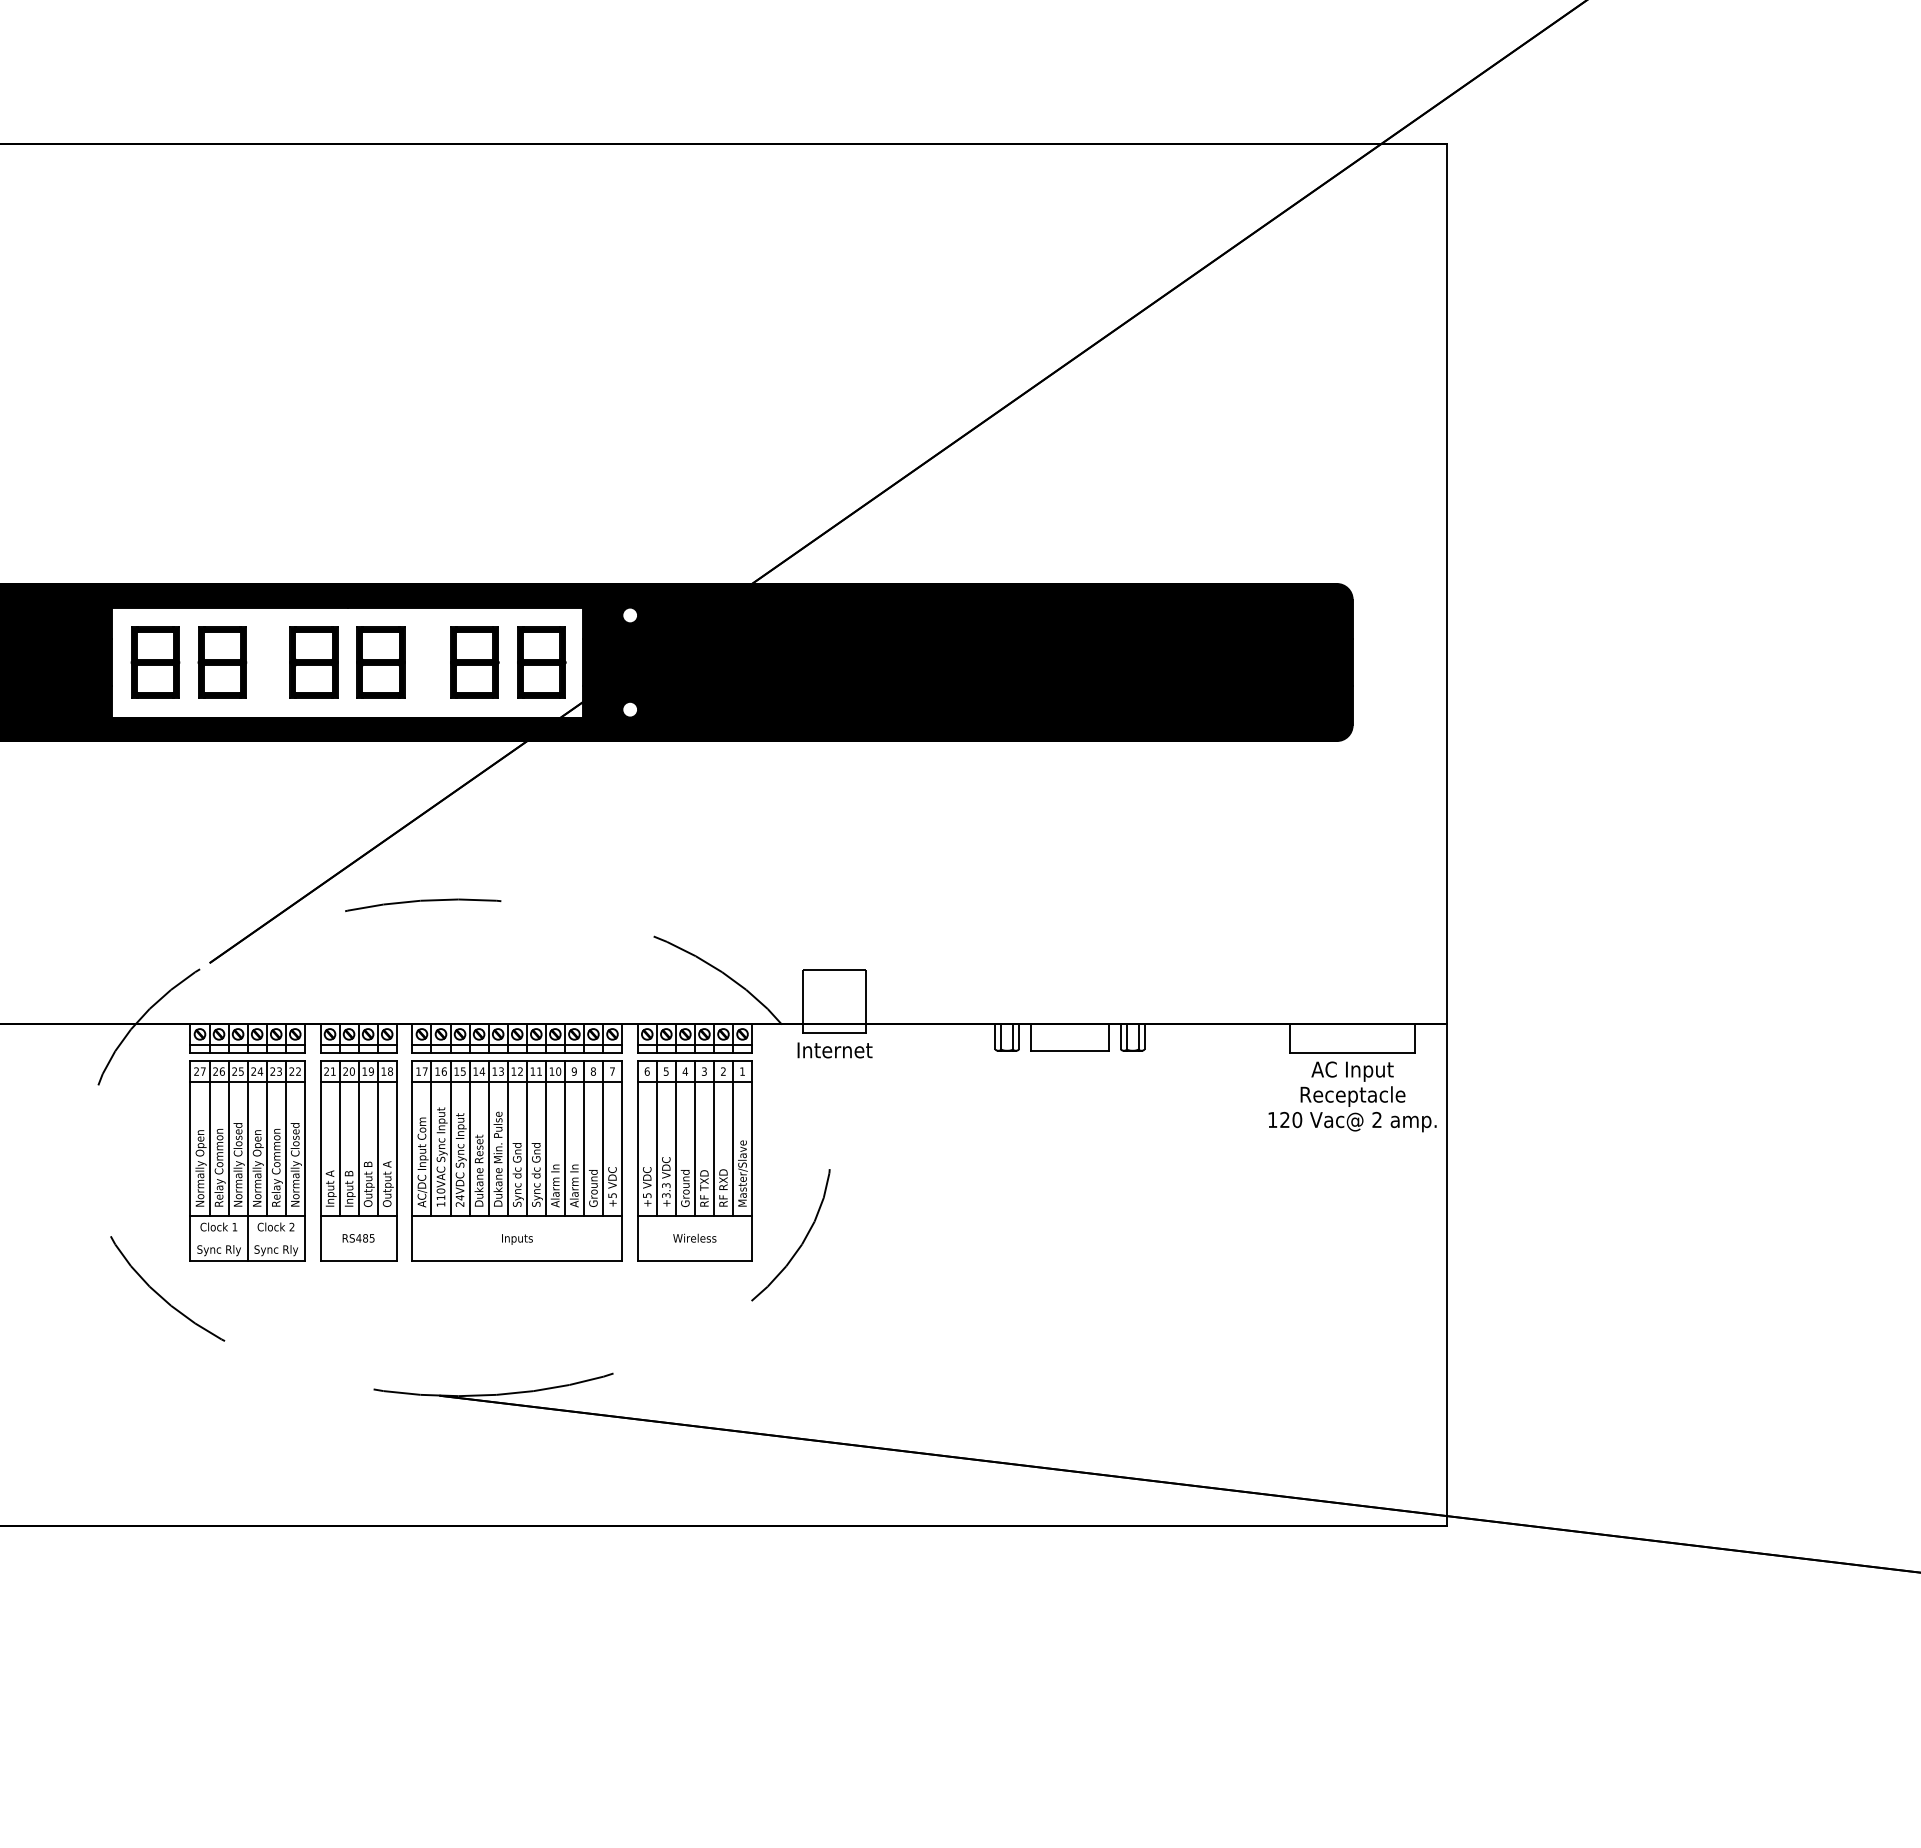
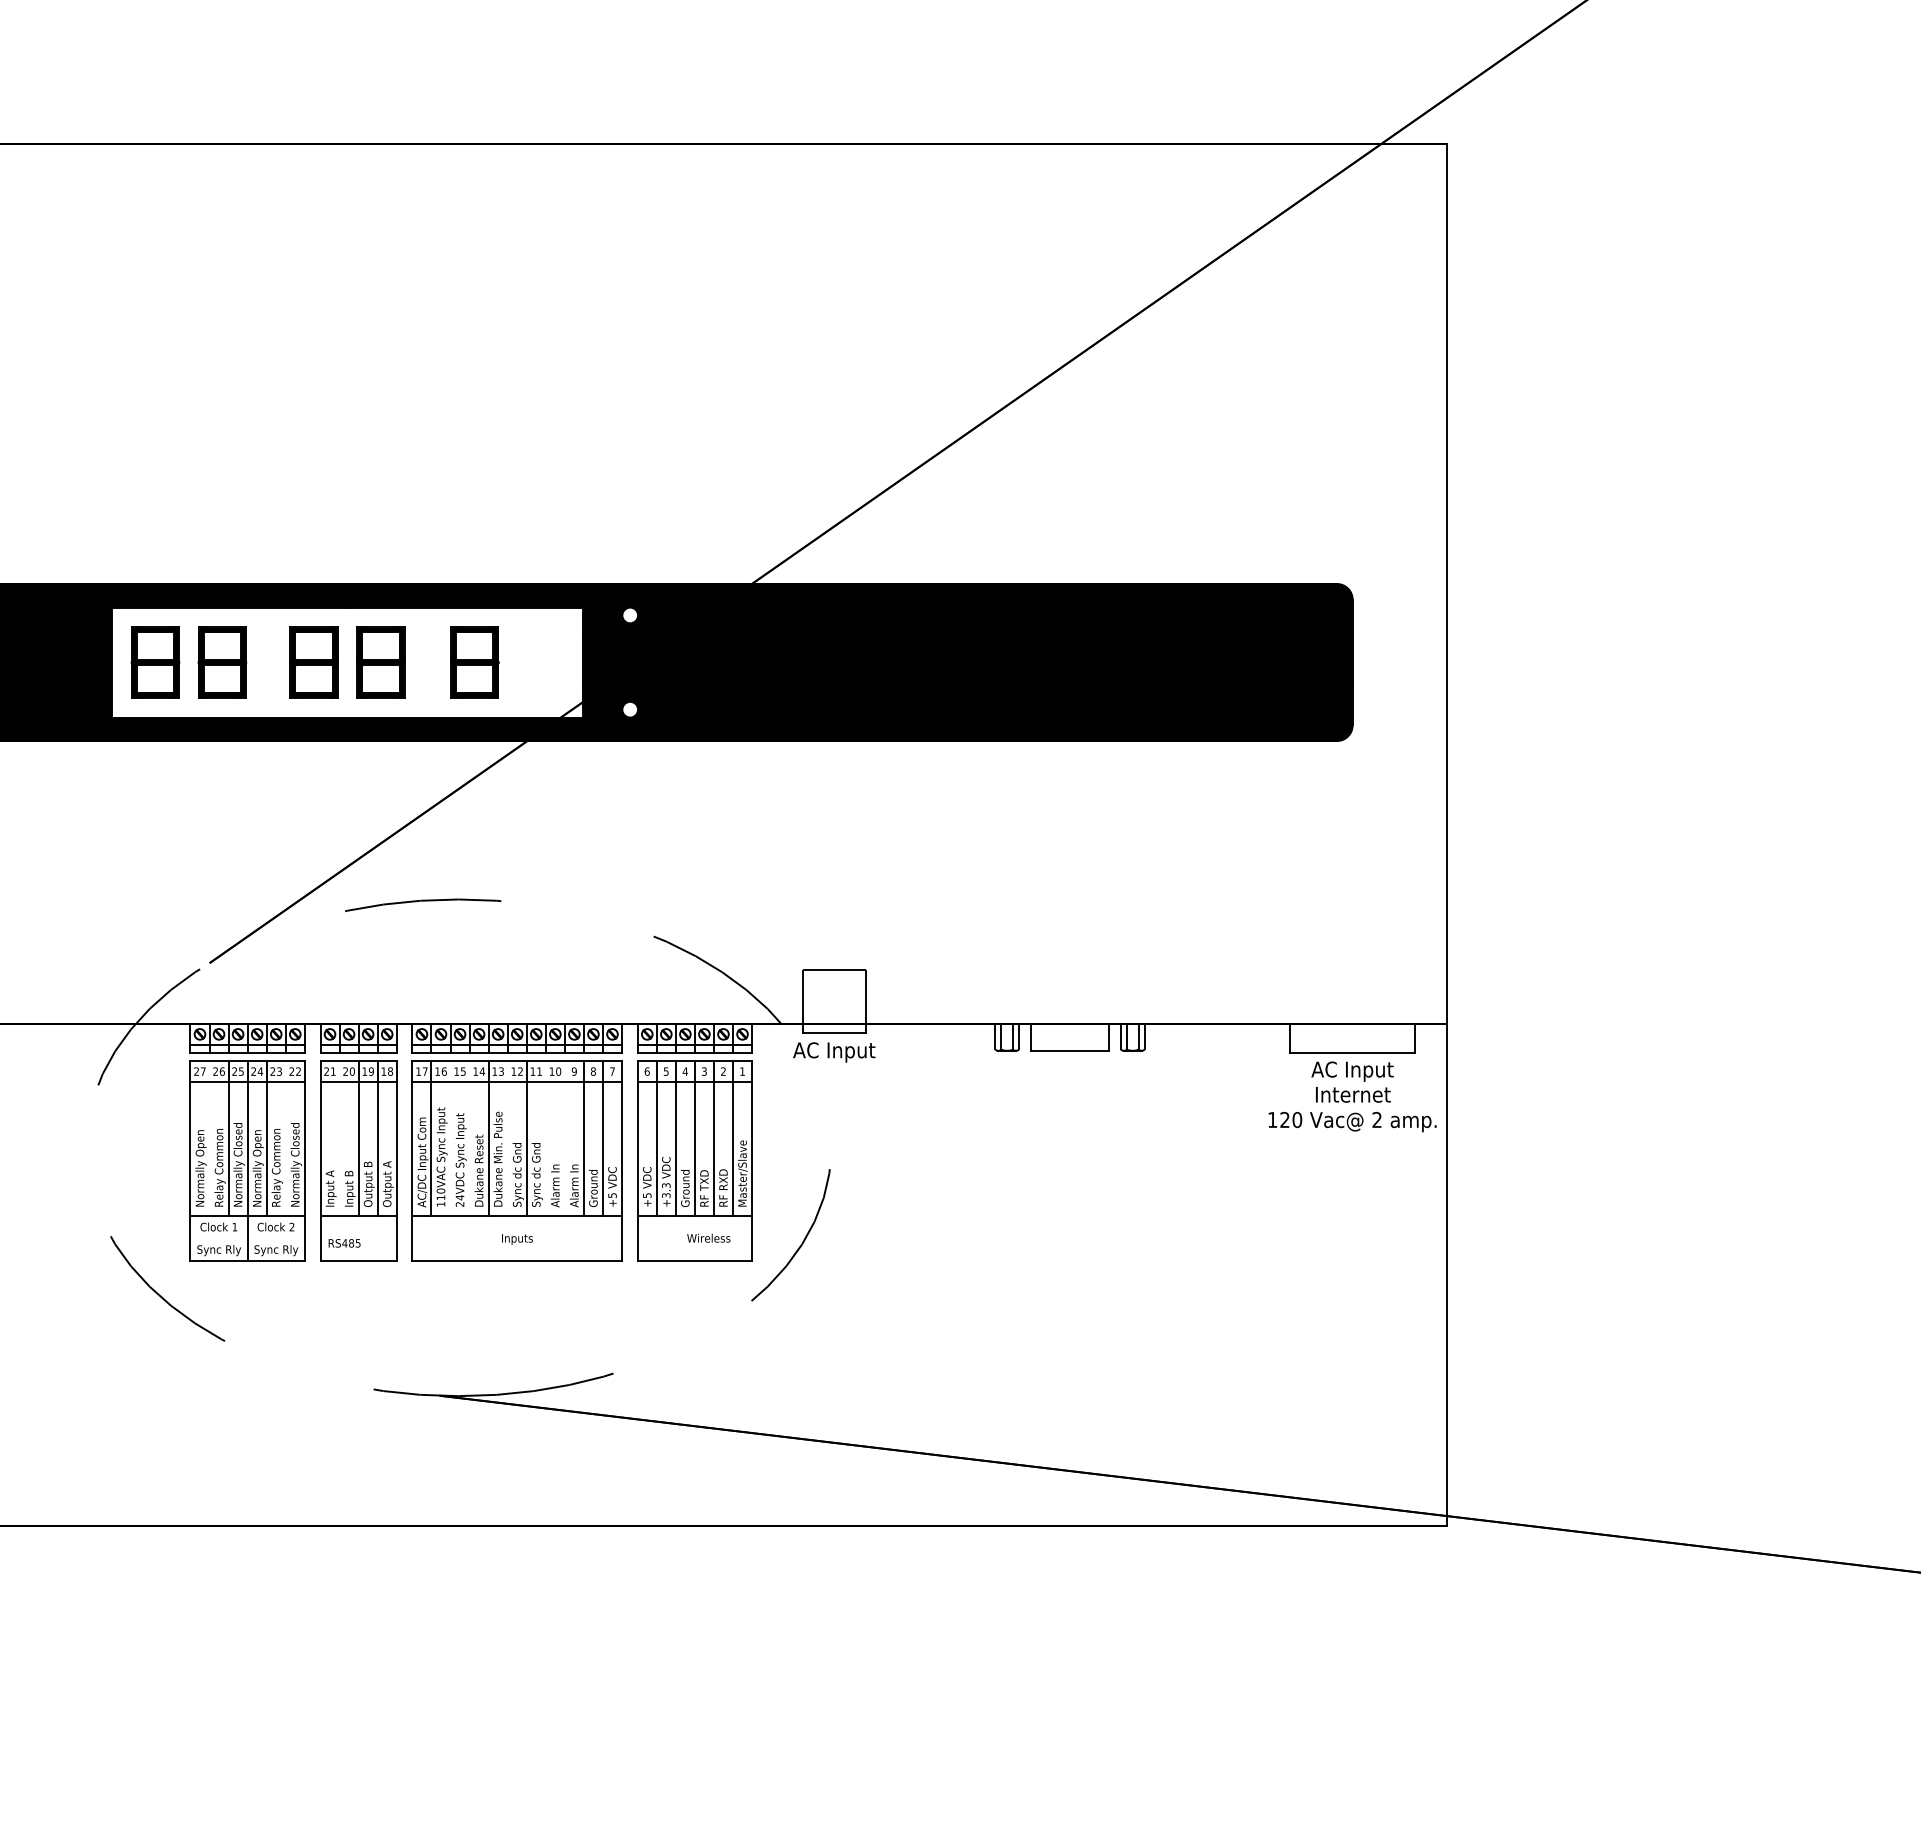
part: present -> none (541, 662)
text: Internet -> AC Input (834, 1052)
text: Receptacle -> Internet (1352, 1096)
line: present -> none (209, 1137)
line: present -> none (285, 1137)
line: present -> none (339, 1137)
line: present -> none (450, 1137)
line: present -> none (469, 1137)
line: present -> none (507, 1137)
line: present -> none (545, 1137)
line: present -> none (564, 1137)
text position: (694, 1237) -> (708, 1237) (708, 1237)
text position: (358, 1238) -> (344, 1243) (344, 1243)
